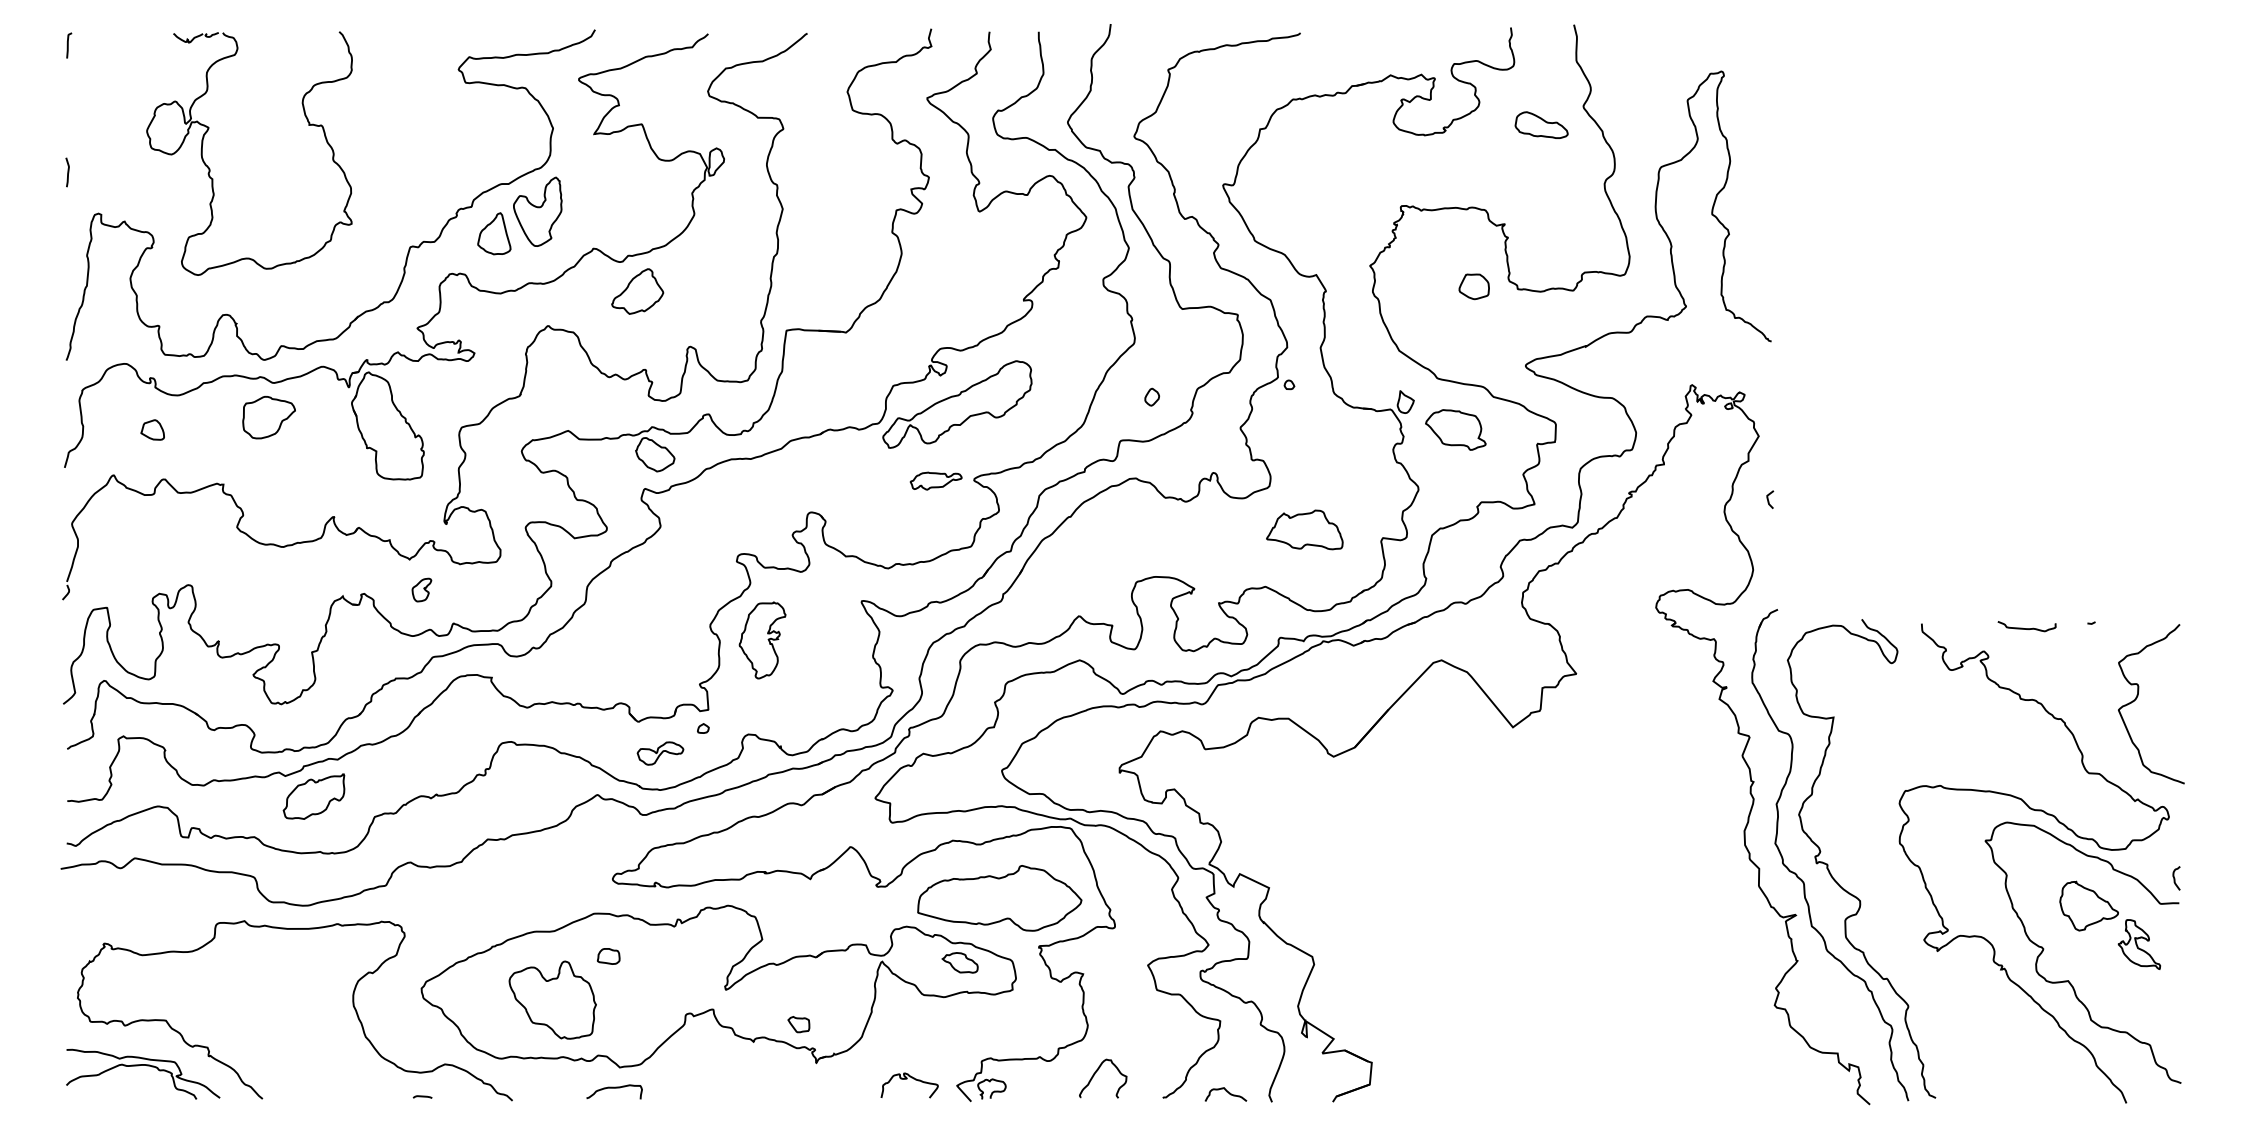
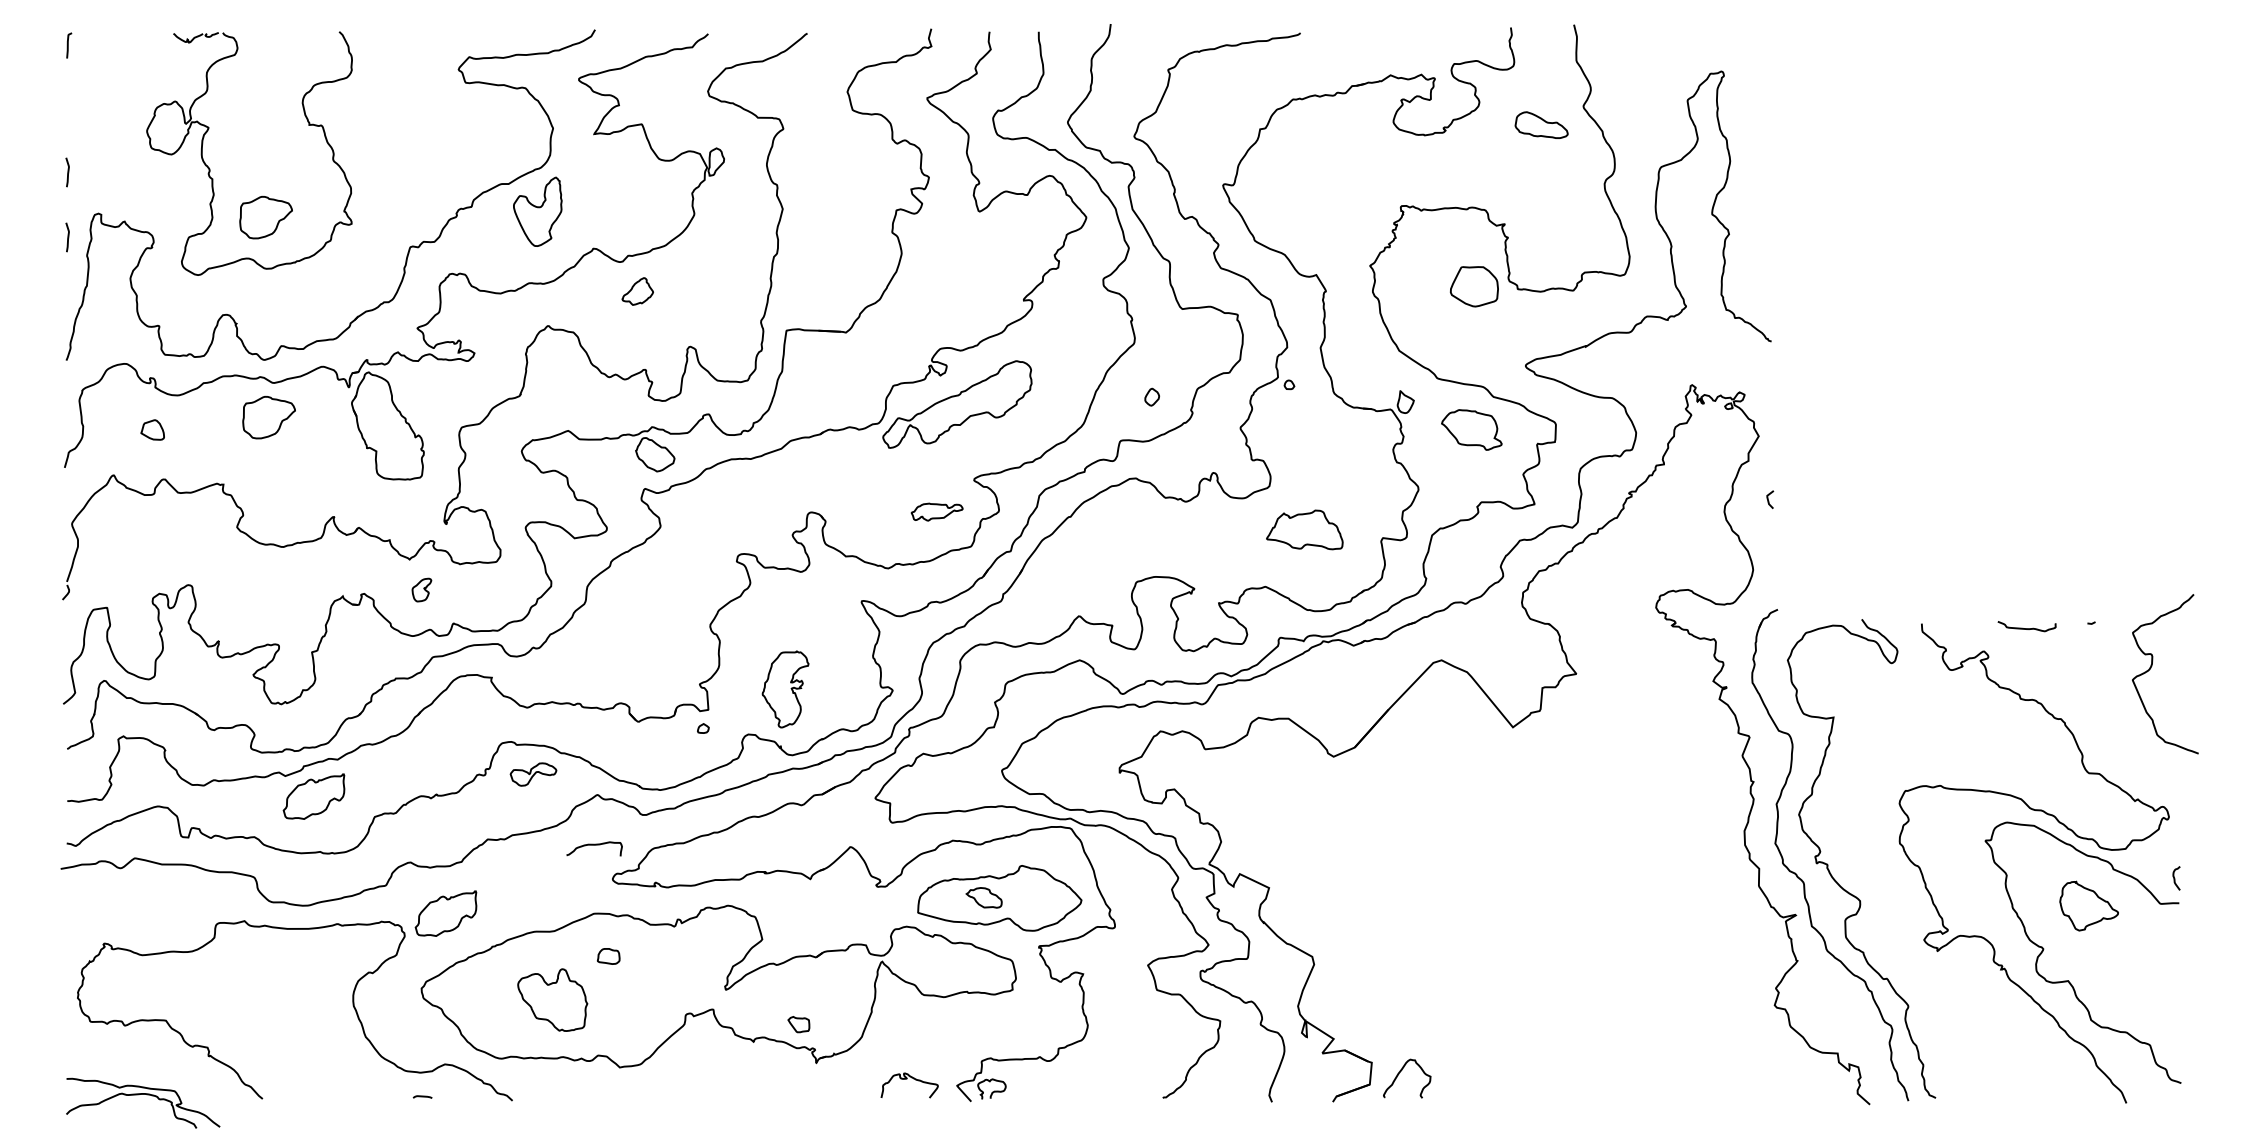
part: none -> present (265, 217)
part: present -> none (494, 233)
curve: none -> present (67, 237)
part size: 32x28 px -> 50x42 px (1473, 286)
part size: 54x47 px -> 33x29 px (637, 291)
part position: (1455, 429) -> (1471, 429) (1471, 429)
part position: (935, 480) -> (936, 511) (936, 511)
part position: (762, 640) -> (785, 689) (785, 689)
curve position: (2137, 698) -> (2151, 668) (2151, 668)
part position: (660, 753) -> (533, 774) (533, 774)
part: none -> present (445, 913)
part: present -> none (2139, 944)
part position: (959, 962) -> (983, 897) (983, 897)
part size: 89x80 px -> 72x64 px (552, 999)
part position: (143, 1065) -> (143, 1094) (143, 1094)
curve position: (1095, 1074) -> (1399, 1074) (1399, 1074)
curve position: (614, 1088) -> (594, 845) (594, 845)
curve: present -> none (1227, 1092)
